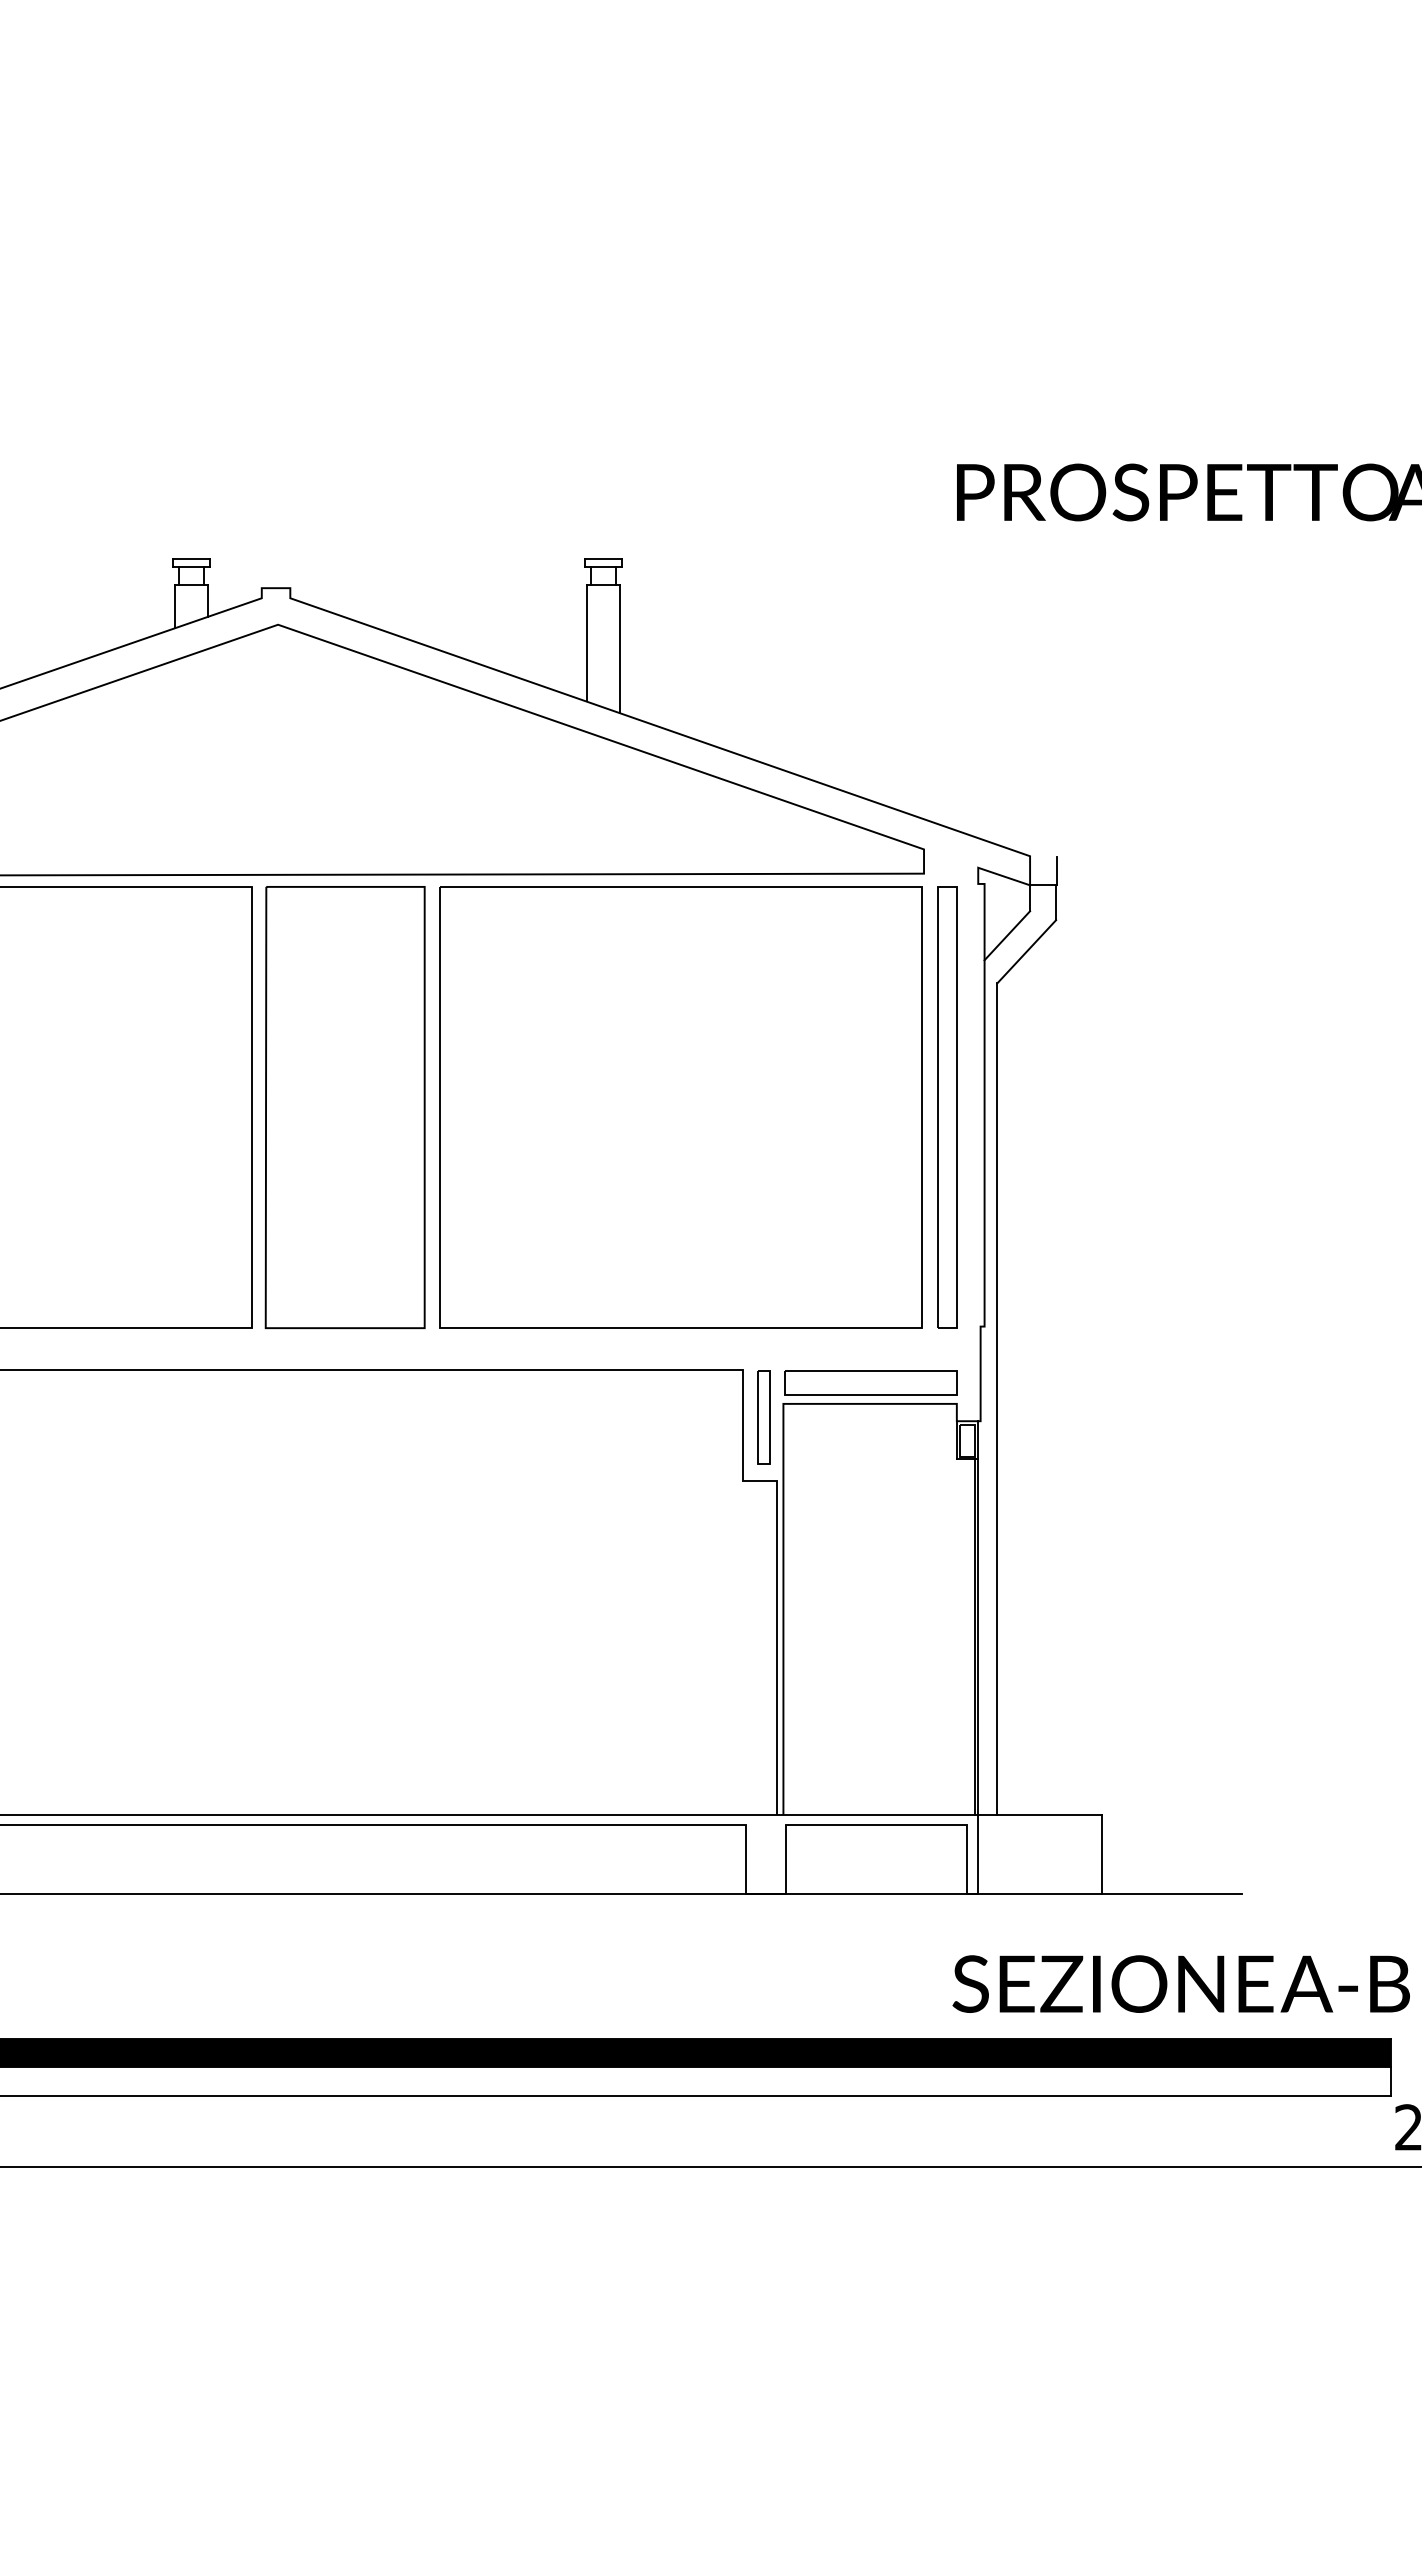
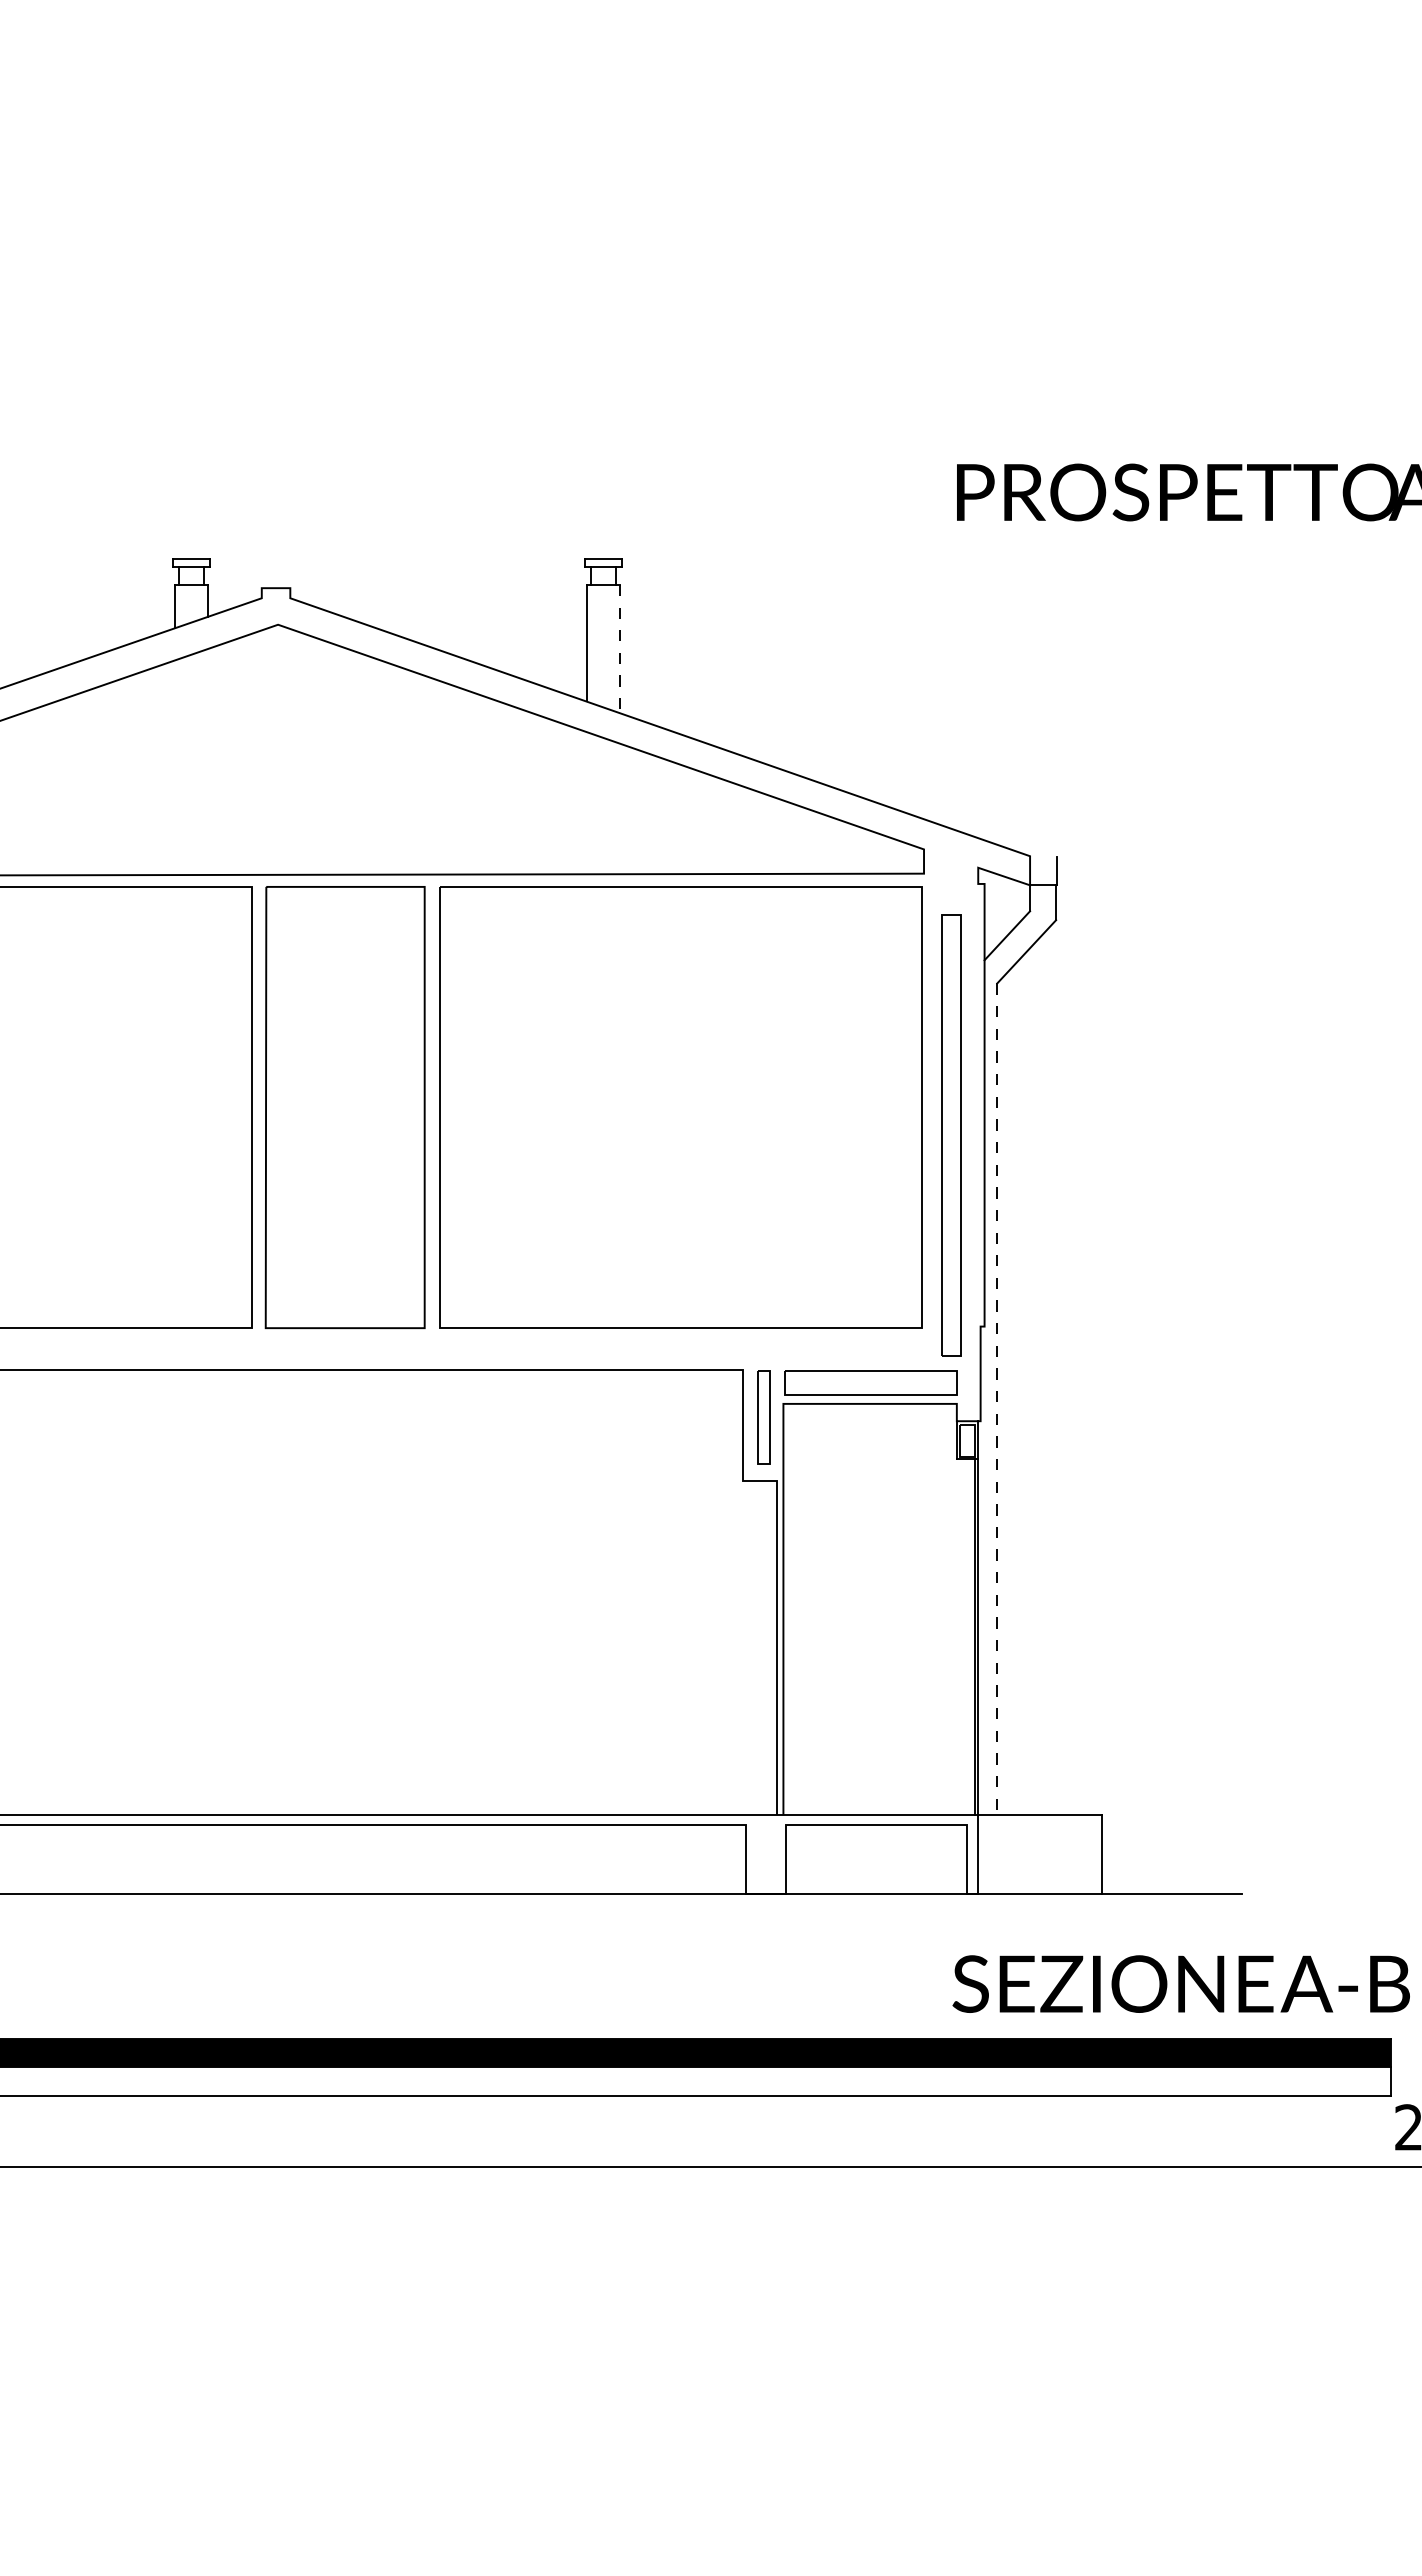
line: solid -> dashed (619, 649)
part position: (947, 1107) -> (951, 1135) (951, 1135)
line: solid -> dashed (997, 1399)
